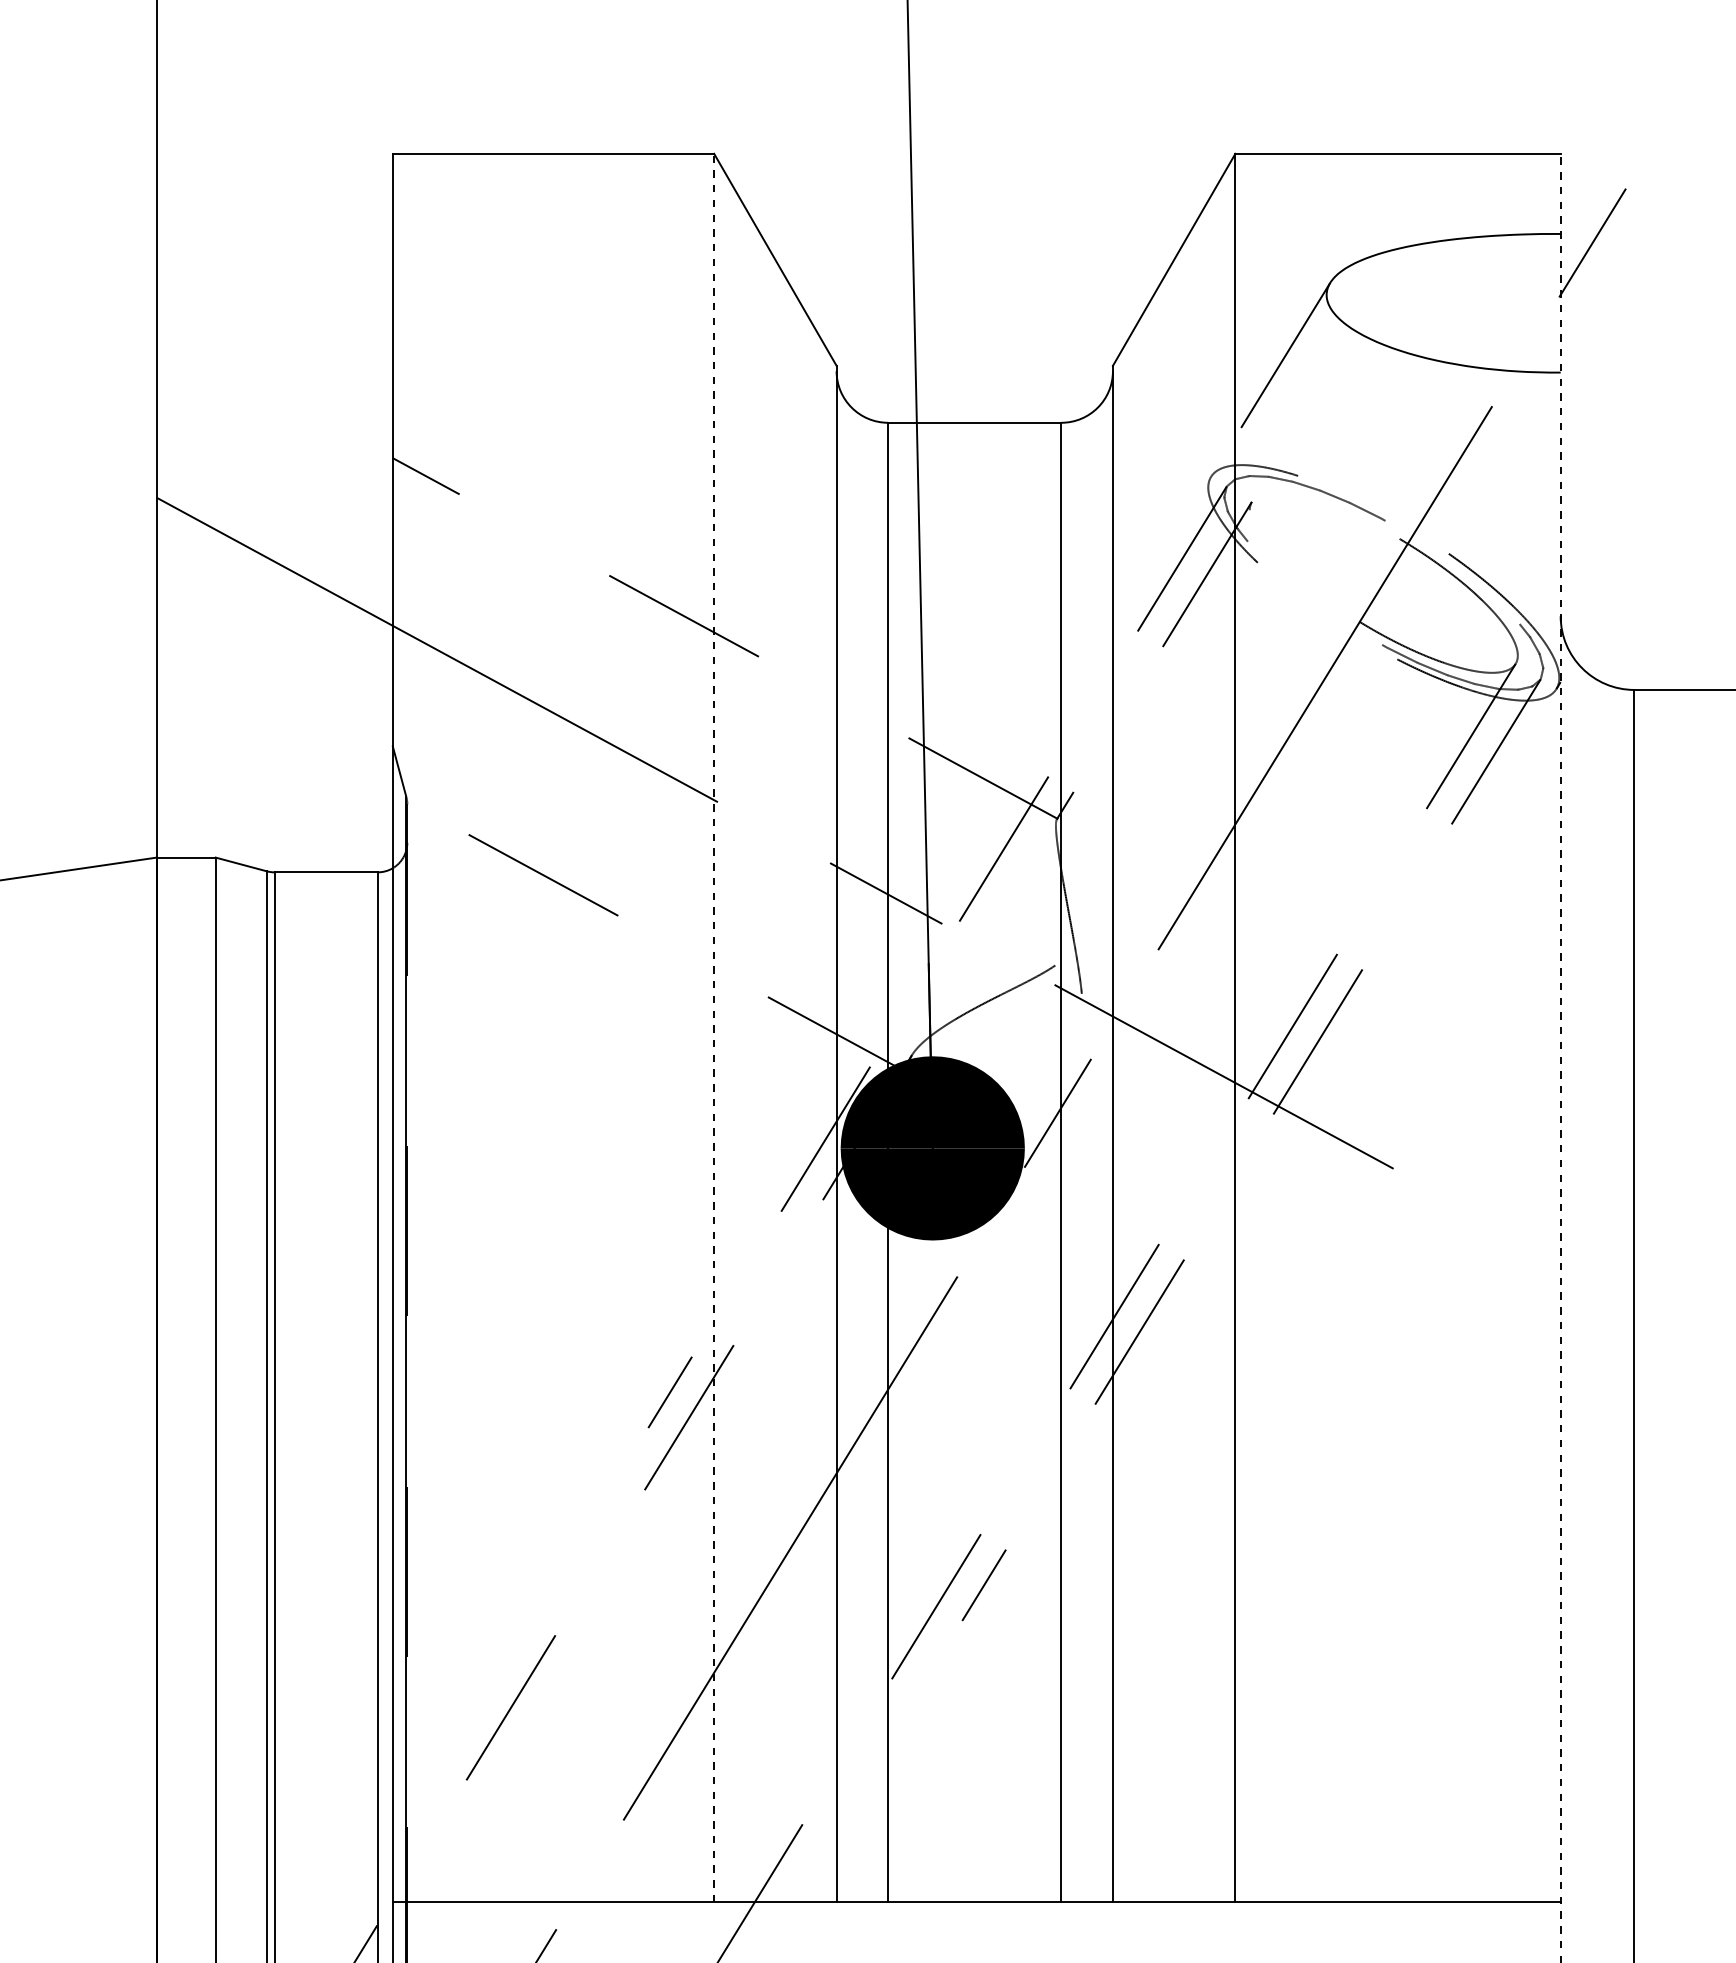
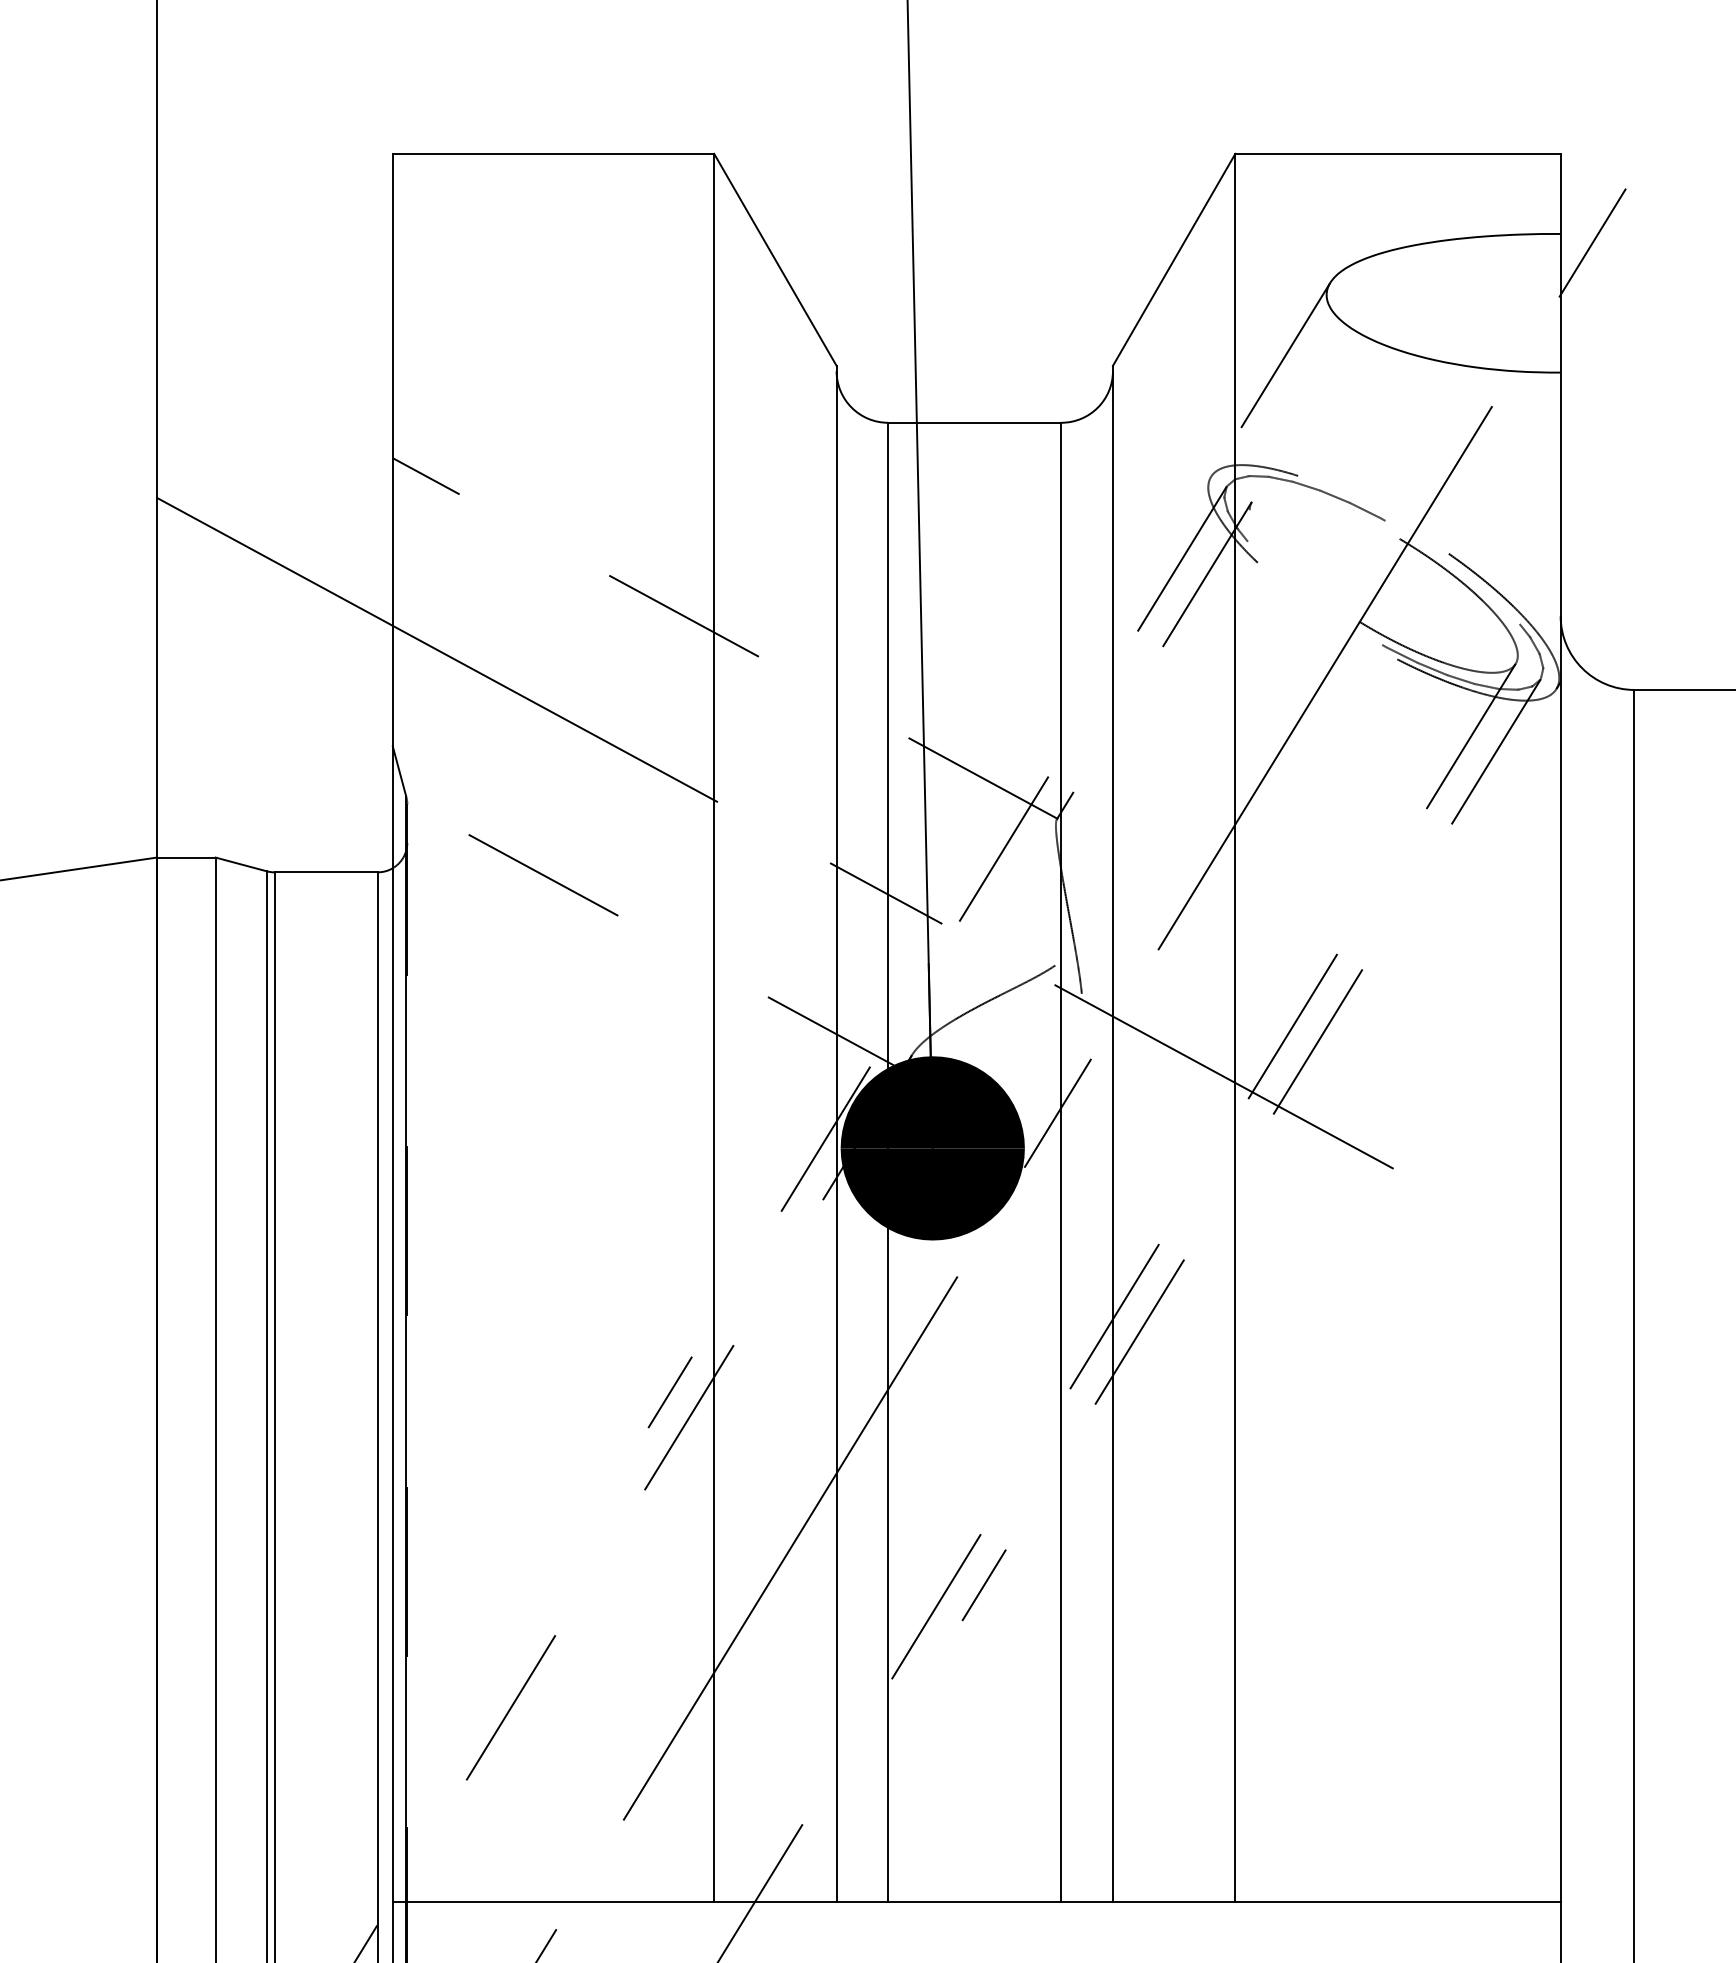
line: dashed -> solid (714, 1027)
line: dashed -> solid (1560, 1057)
